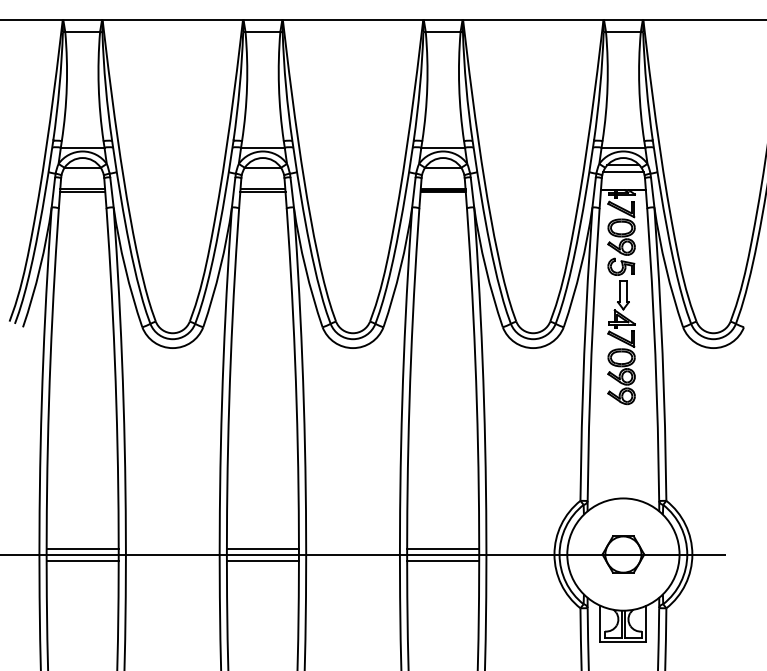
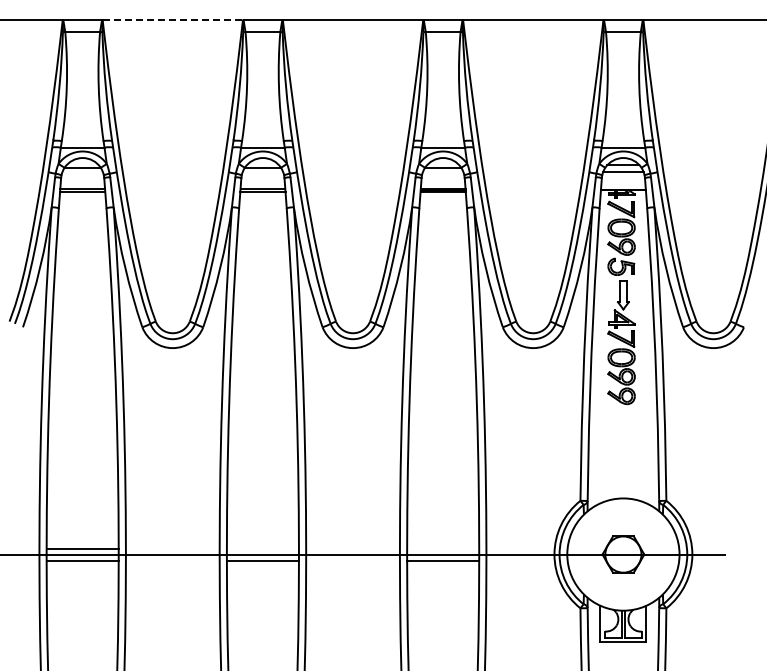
line: solid -> dashed (173, 20)
line: present -> none (262, 548)
line: present -> none (443, 548)
